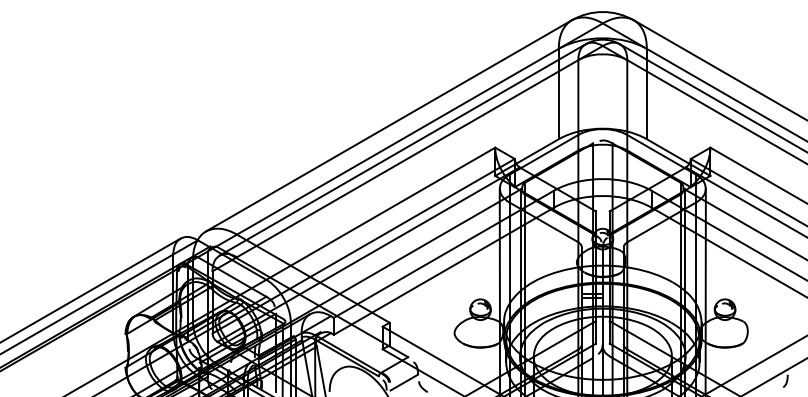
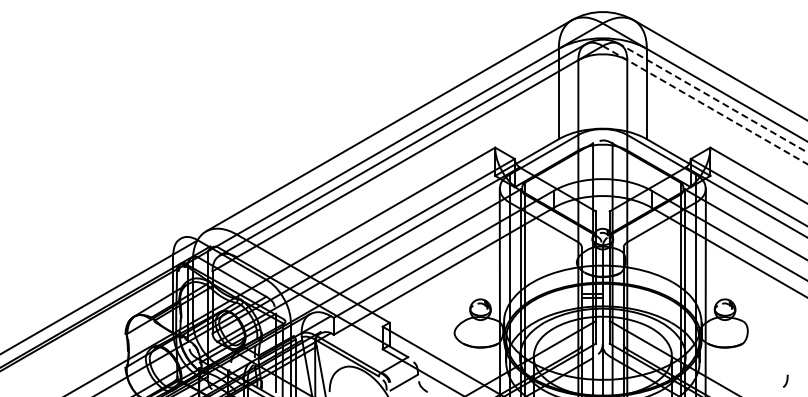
line: solid -> dashed (713, 98)
line: solid -> dashed (705, 105)
line: present -> none (91, 289)
line: present -> none (755, 365)
line: present -> none (774, 376)
